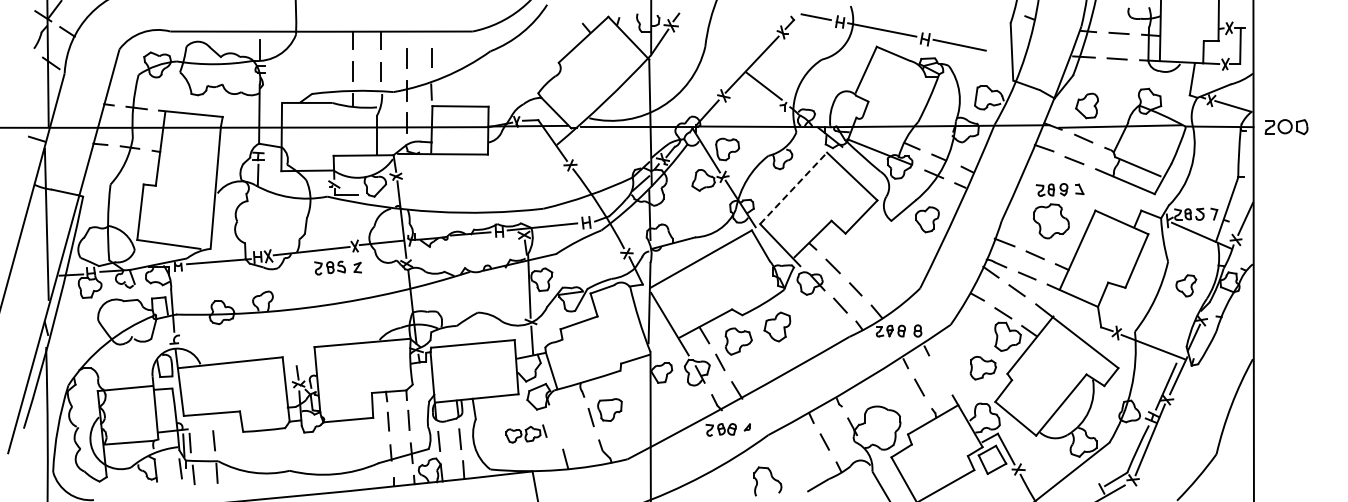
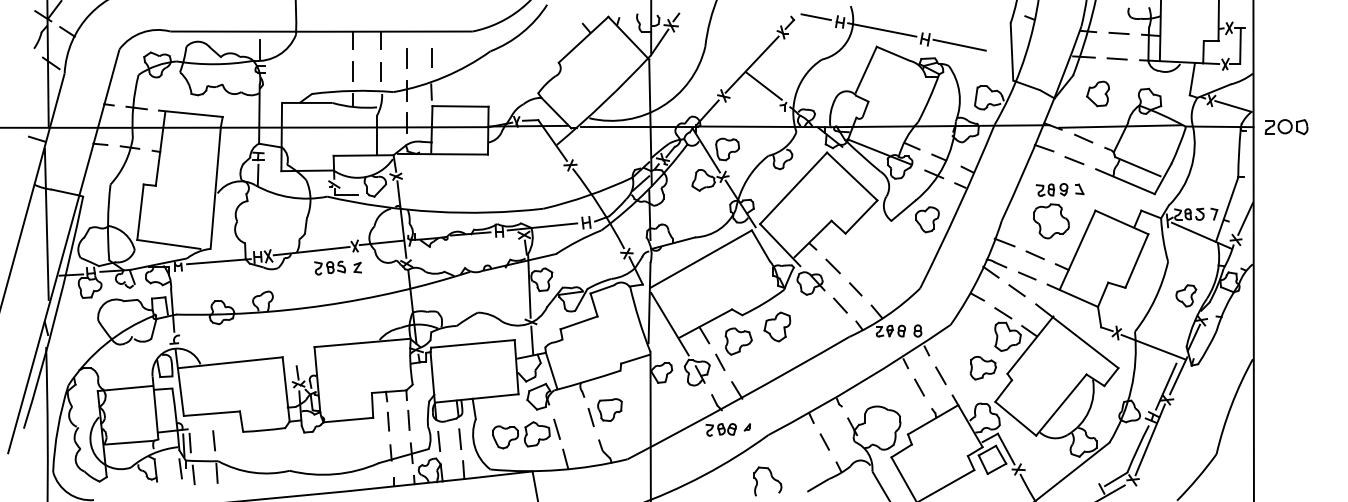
part position: (1086, 105) -> (1097, 93) (1097, 93)
line: dashed -> solid (793, 188)
part position: (1186, 285) -> (1186, 295) (1186, 295)
line: none -> present (940, 375)
part size: 43x20 px -> 69x32 px (526, 433)
